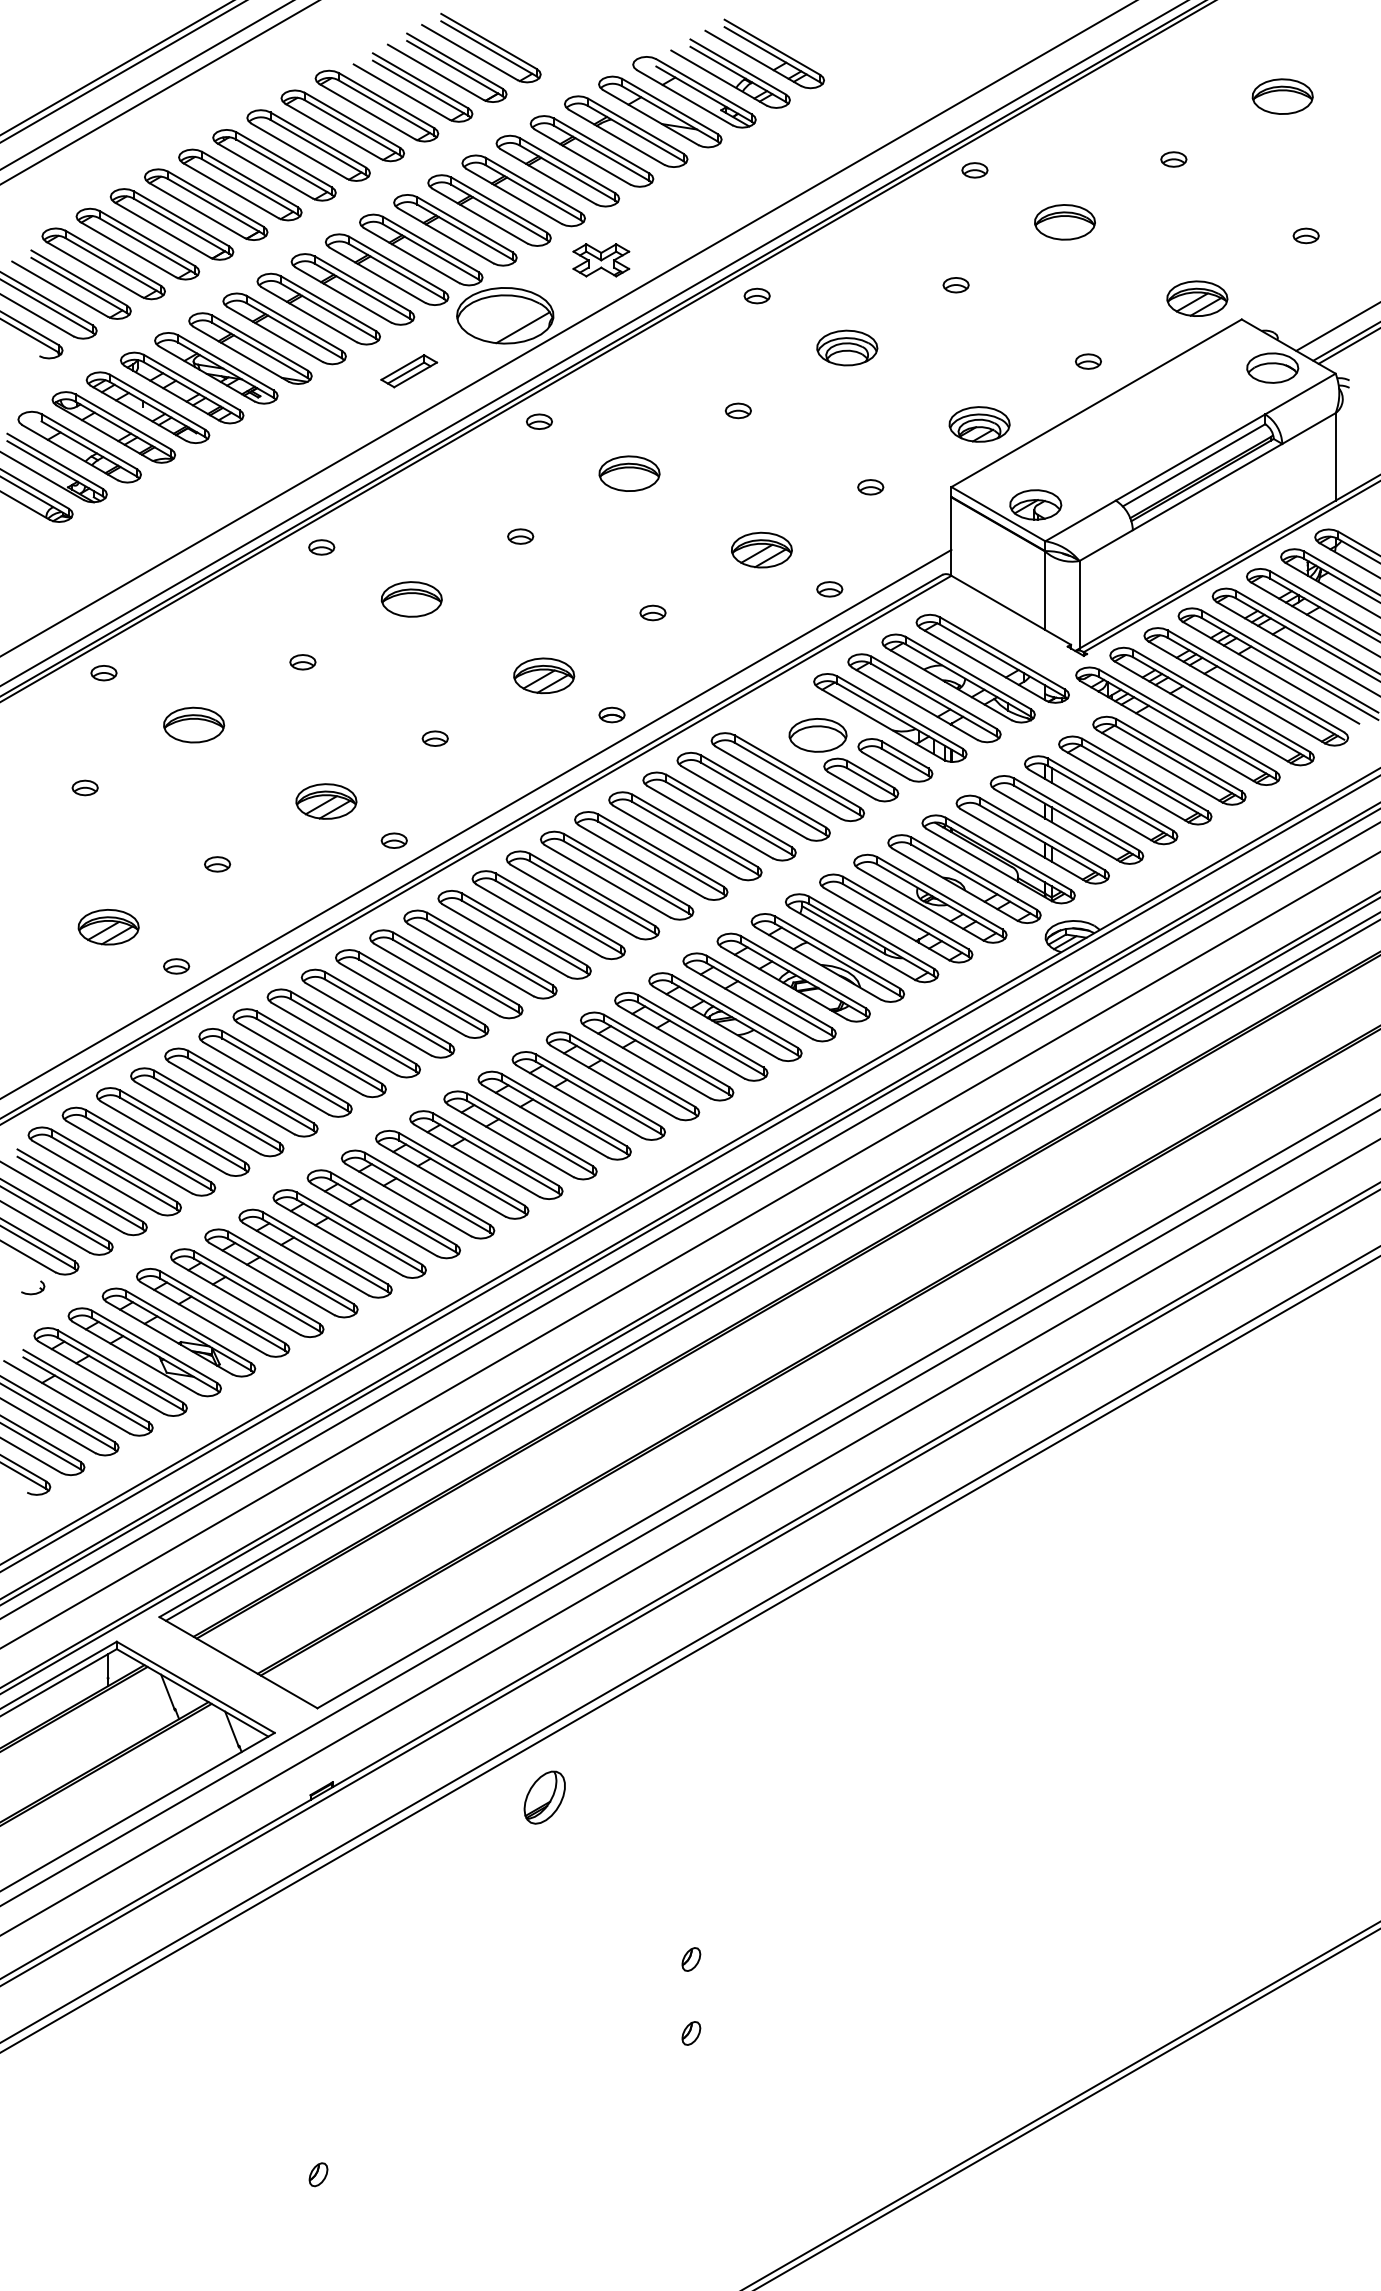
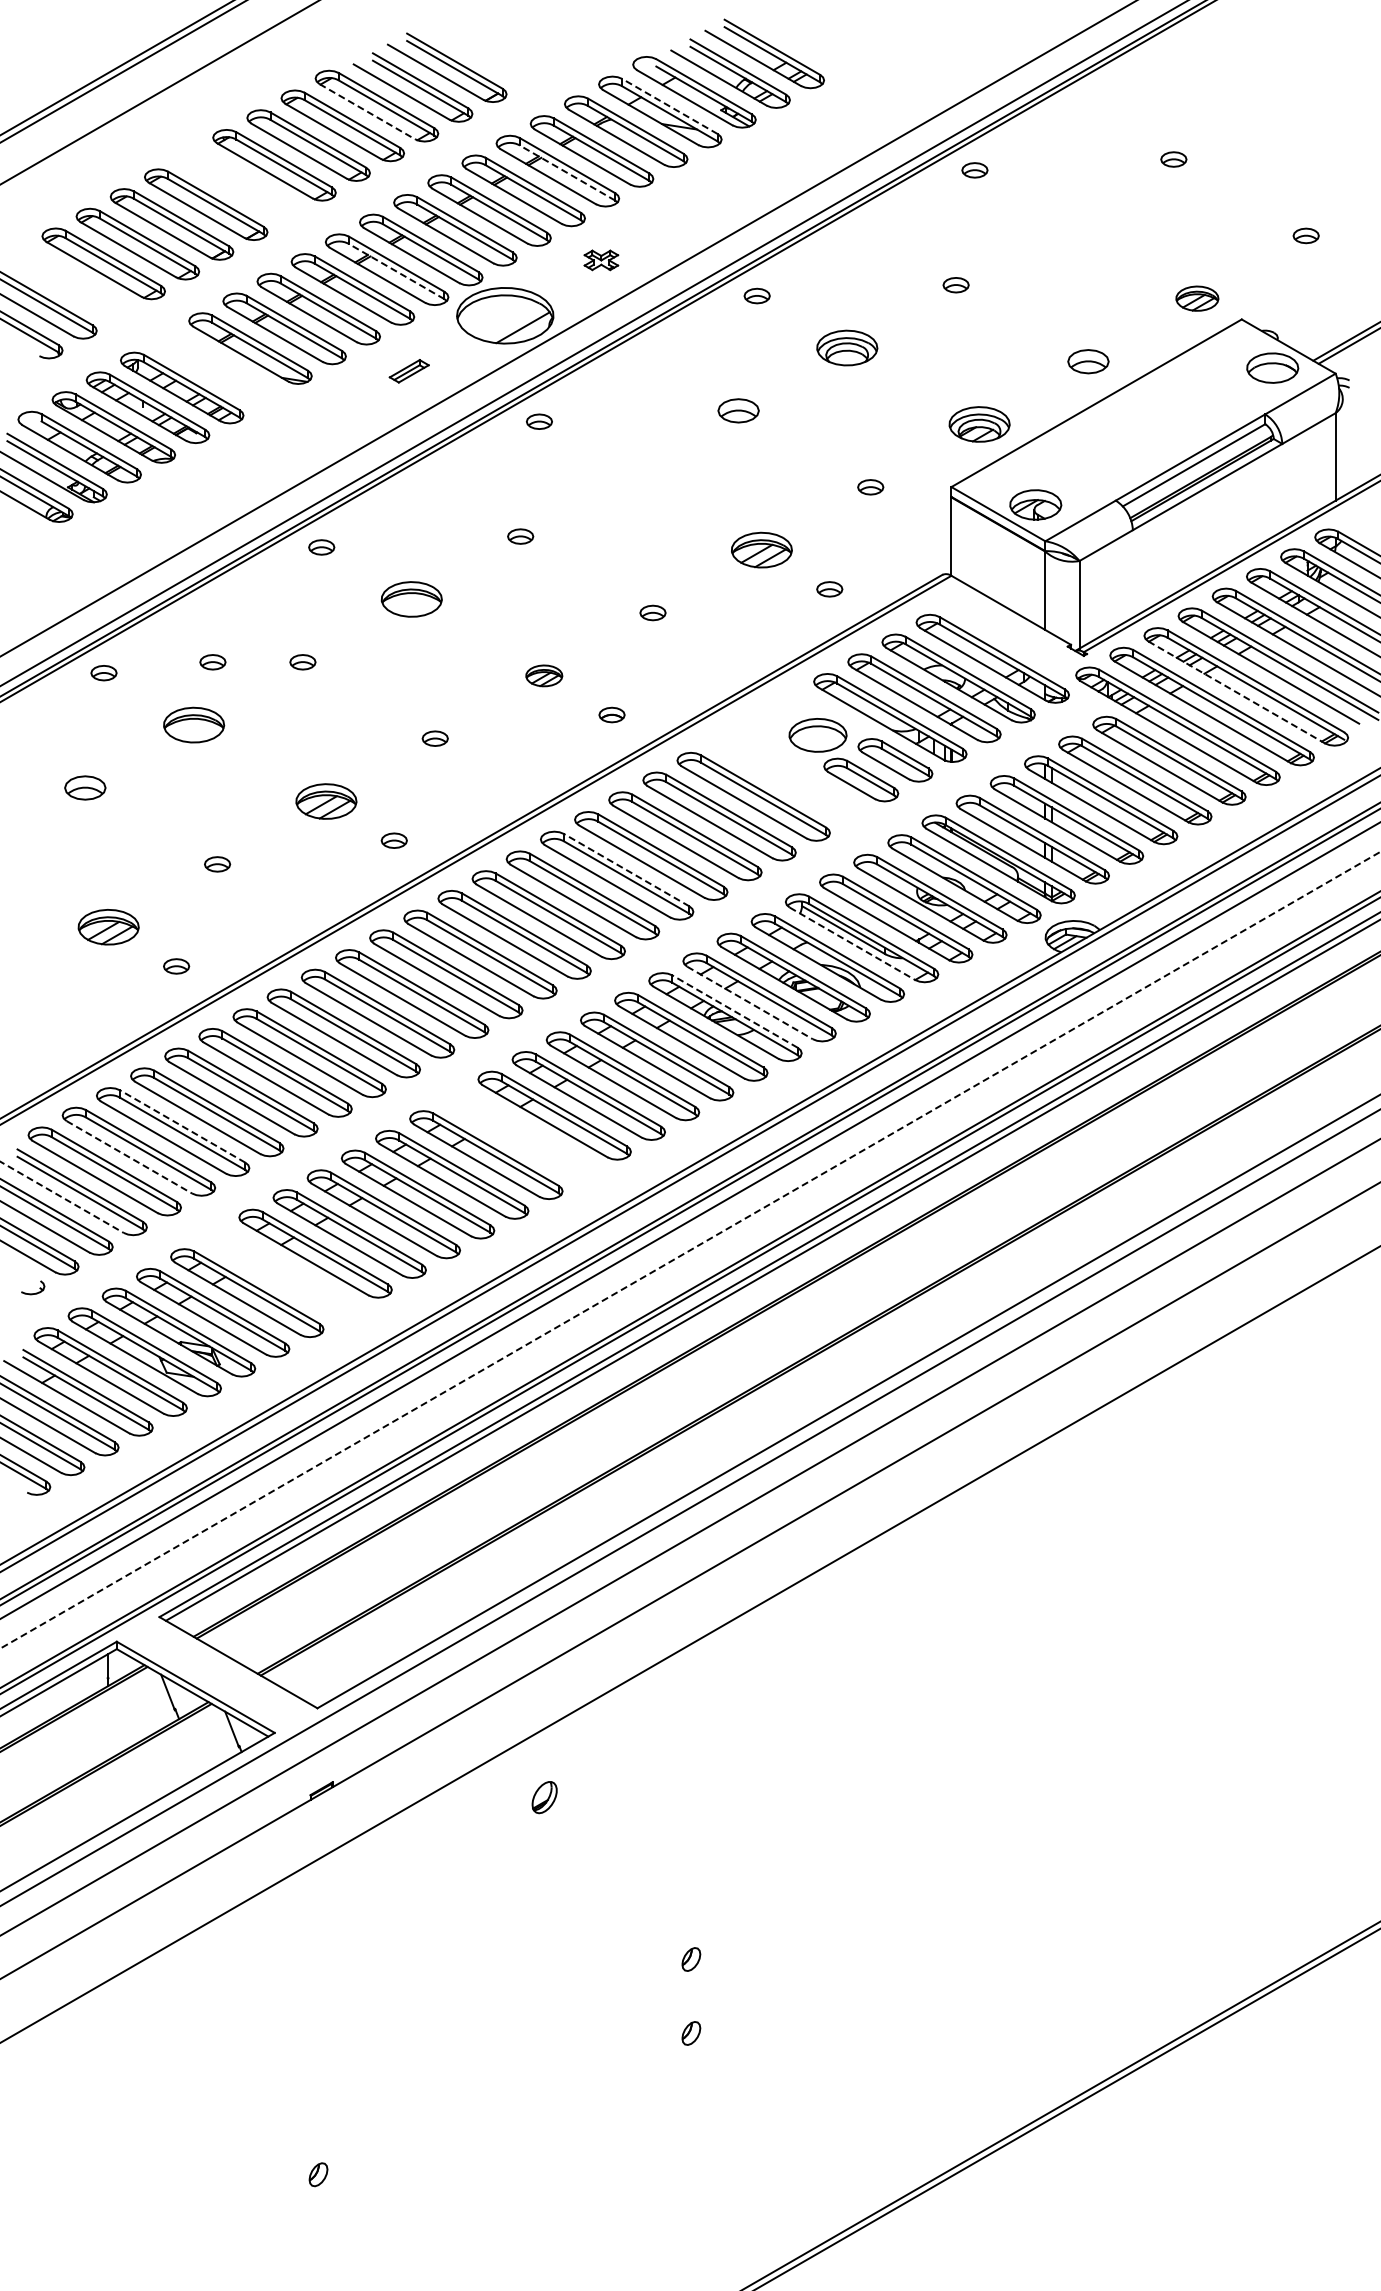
part: present -> none (481, 47)
line: present -> none (146, 85)
part: present -> none (1282, 96)
line: solid -> dashed (669, 106)
line: solid -> dashed (367, 111)
line: solid -> dashed (567, 172)
part: present -> none (240, 184)
part: present -> none (1064, 222)
part size: 59x35 px -> 37x23 px (601, 260)
line: solid -> dashed (396, 271)
part: present -> none (71, 284)
part size: 63x37 px -> 45x27 px (1197, 298)
line: present -> none (1336, 326)
part size: 27x17 px -> 43x26 px (1088, 361)
part: present -> none (216, 368)
part size: 59x35 px -> 42x25 px (408, 371)
part size: 28x18 px -> 43x26 px (738, 410)
part: present -> none (629, 473)
part: none -> present (212, 662)
part size: 63x38 px -> 39x24 px (544, 675)
line: solid -> dashed (1236, 692)
part: present -> none (787, 776)
part size: 28x18 px -> 43x26 px (85, 787)
line: present -> none (476, 823)
line: solid -> dashed (626, 869)
line: solid -> dashed (852, 944)
line: solid -> dashed (750, 1003)
line: solid -> dashed (734, 1011)
line: solid -> dashed (182, 1126)
part: present -> none (520, 1135)
line: solid -> dashed (129, 1157)
line: solid -> dashed (62, 1197)
line: solid -> dashed (690, 1250)
part: present -> none (281, 1273)
line: present -> none (689, 1587)
line: present -> none (689, 1654)
part size: 43x55 px -> 27x34 px (544, 1797)
